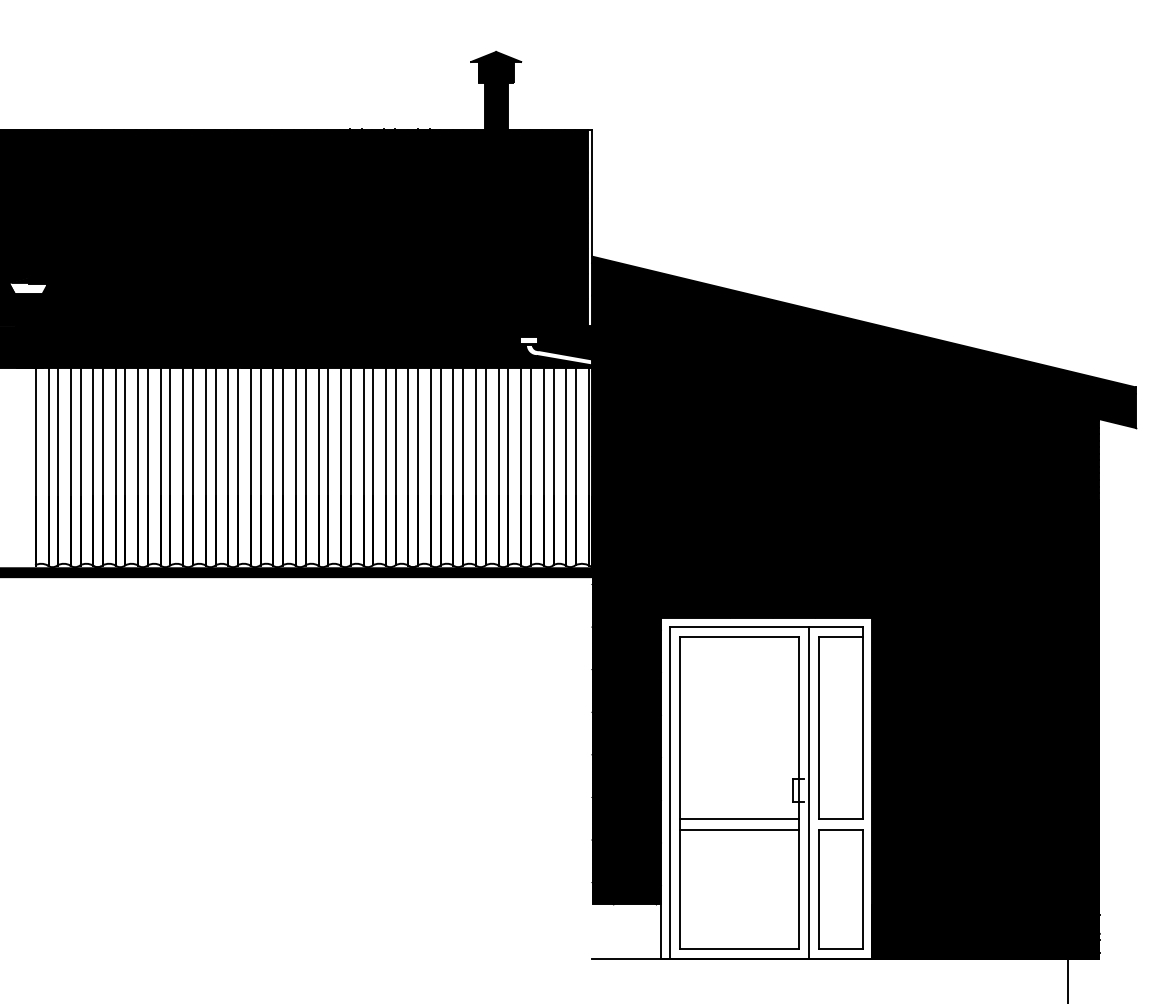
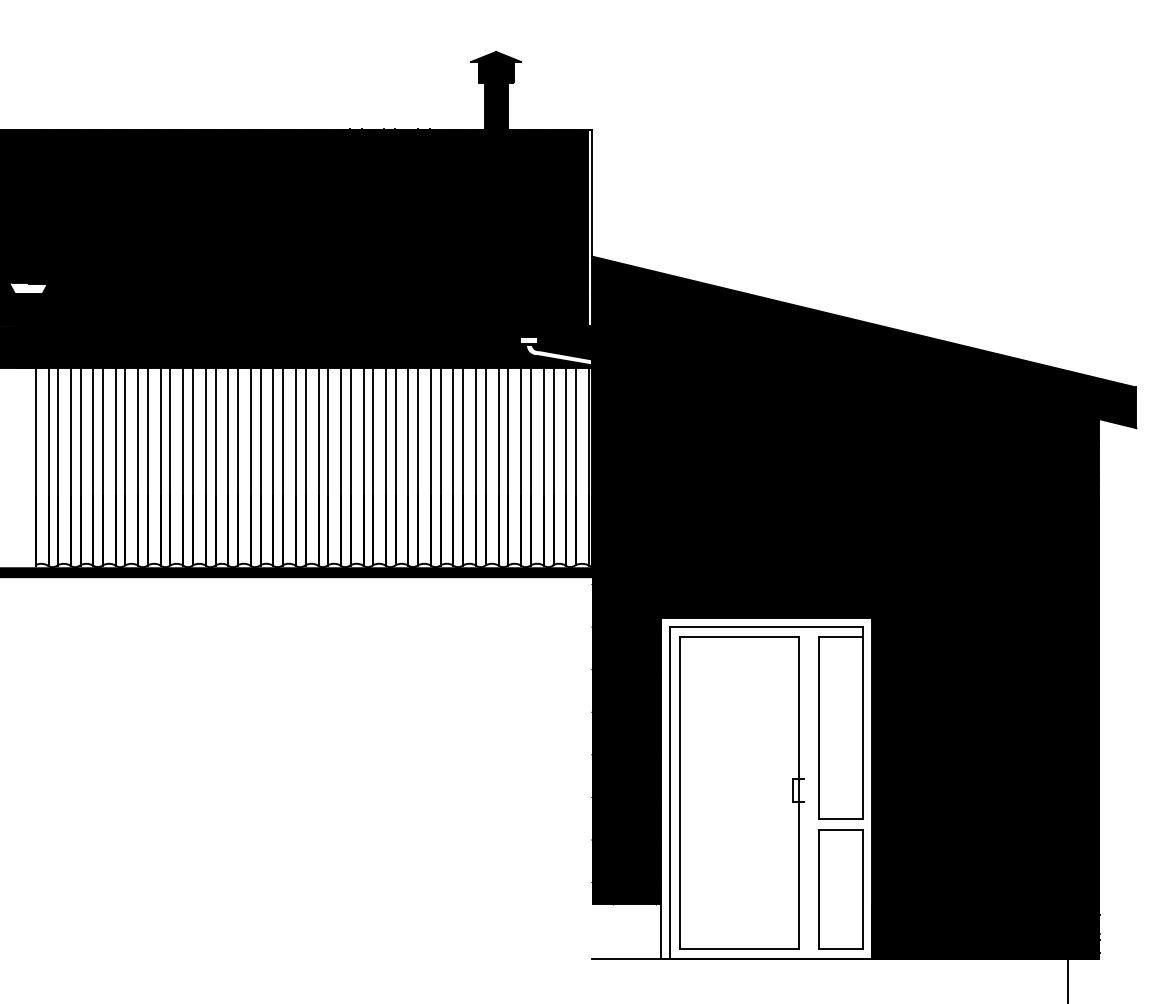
line: present -> none (808, 793)
line: present -> none (739, 819)
line: present -> none (739, 829)
